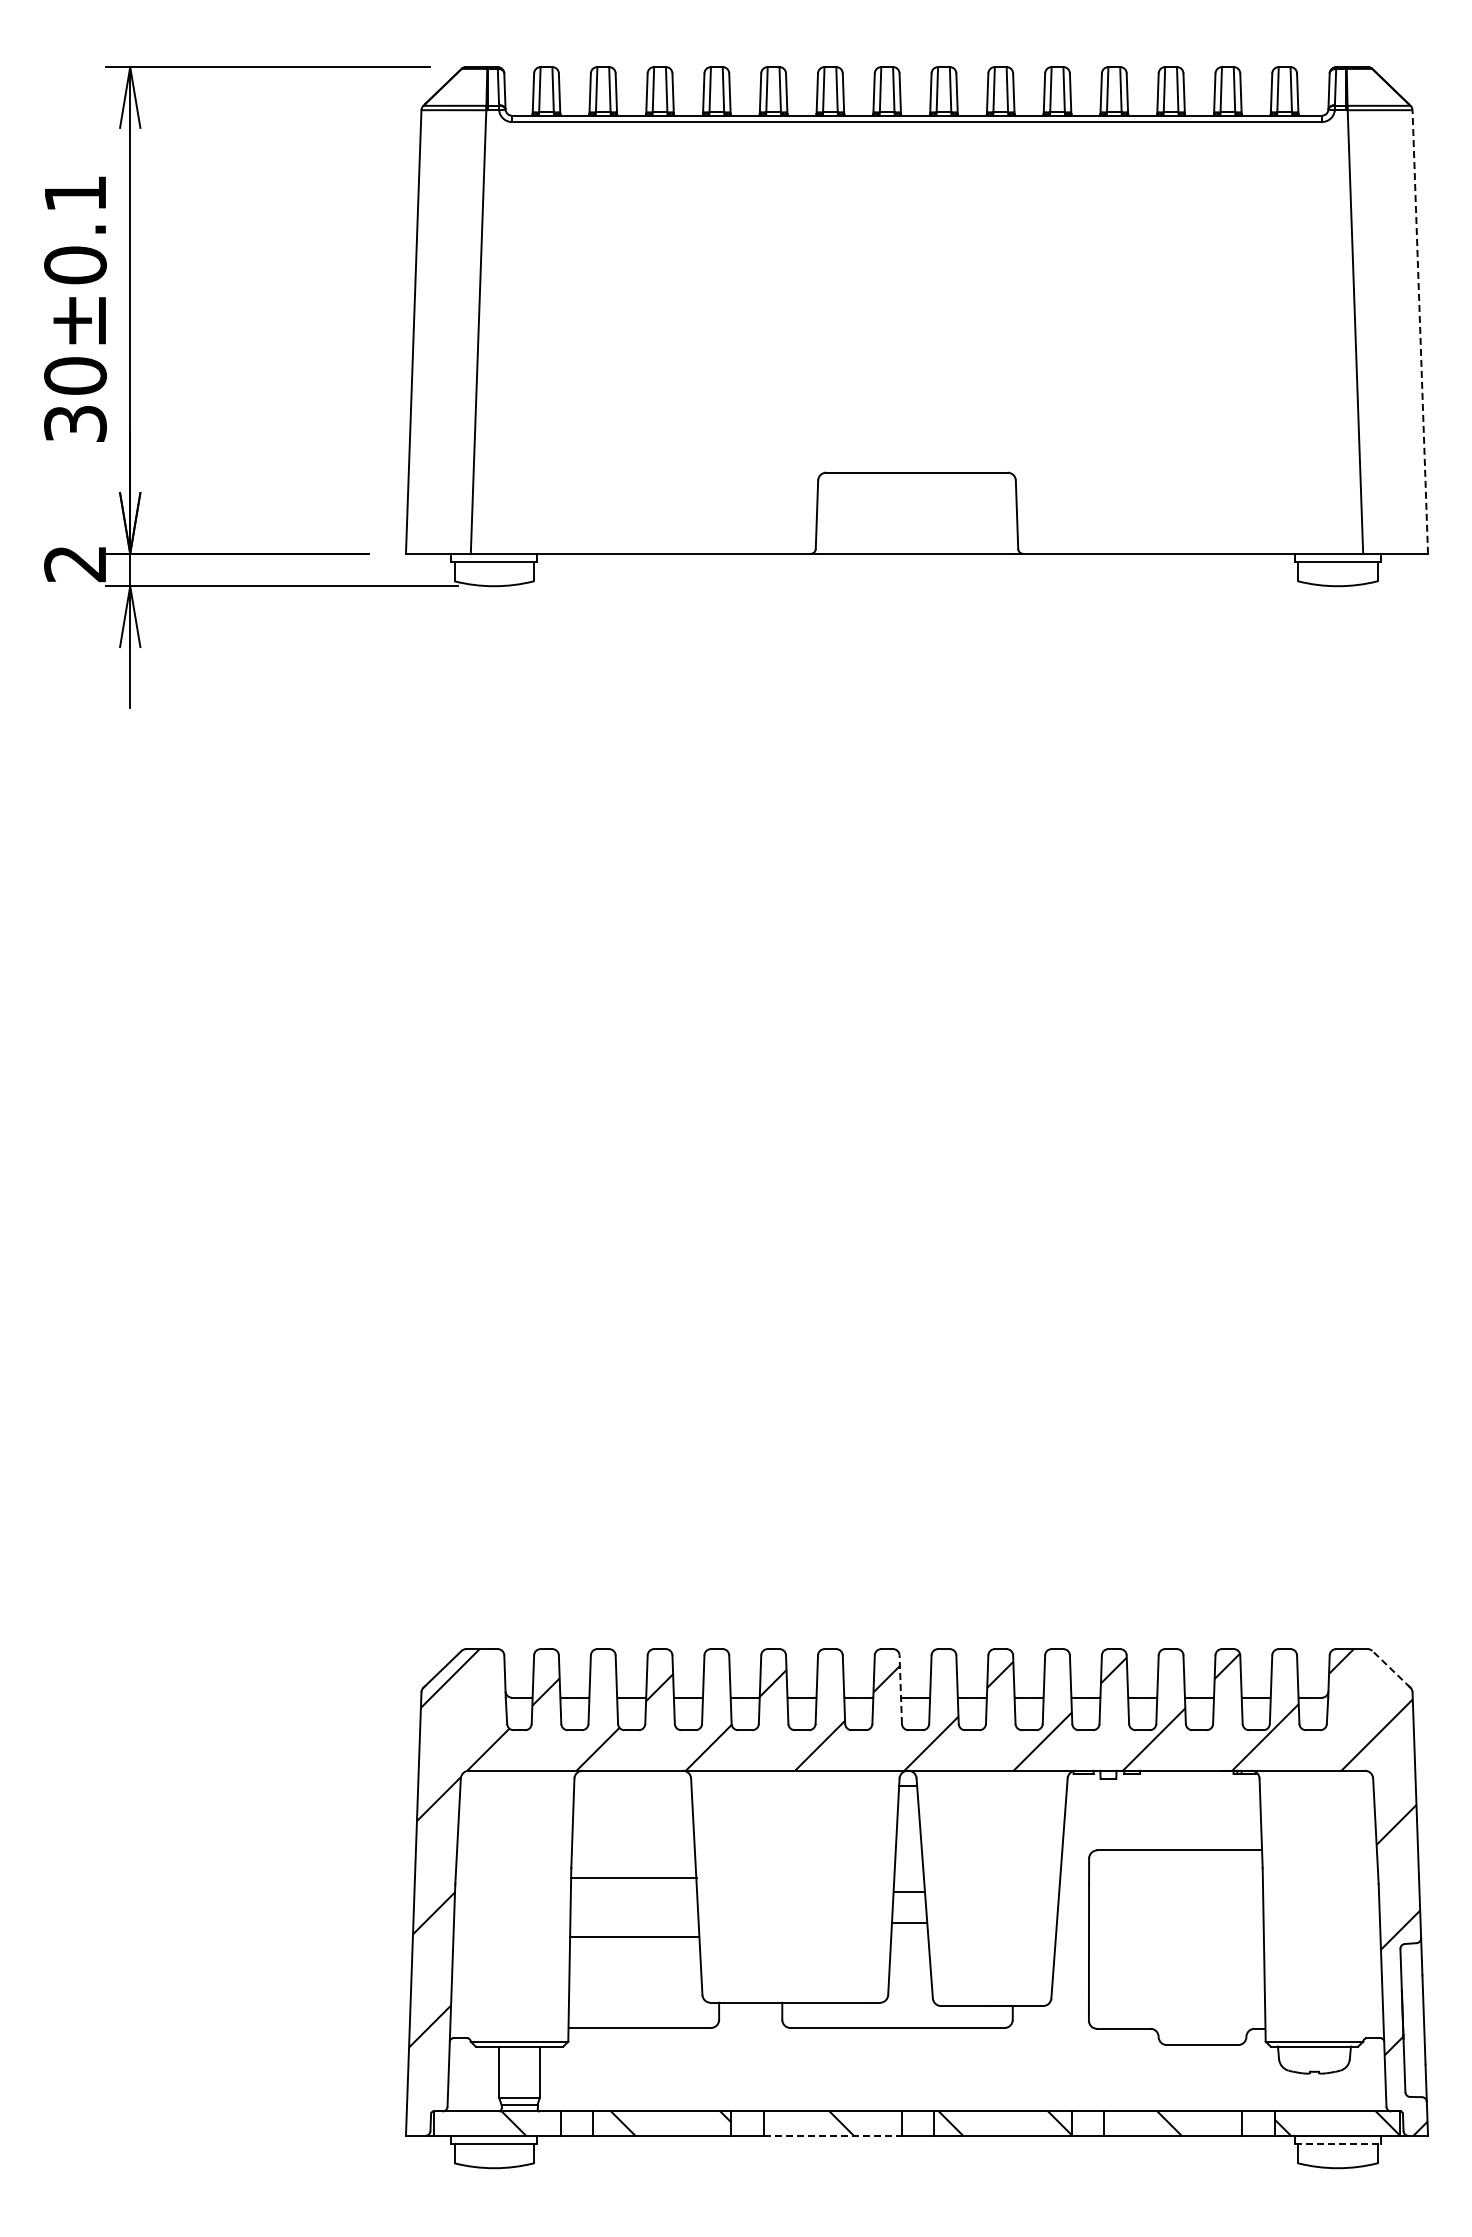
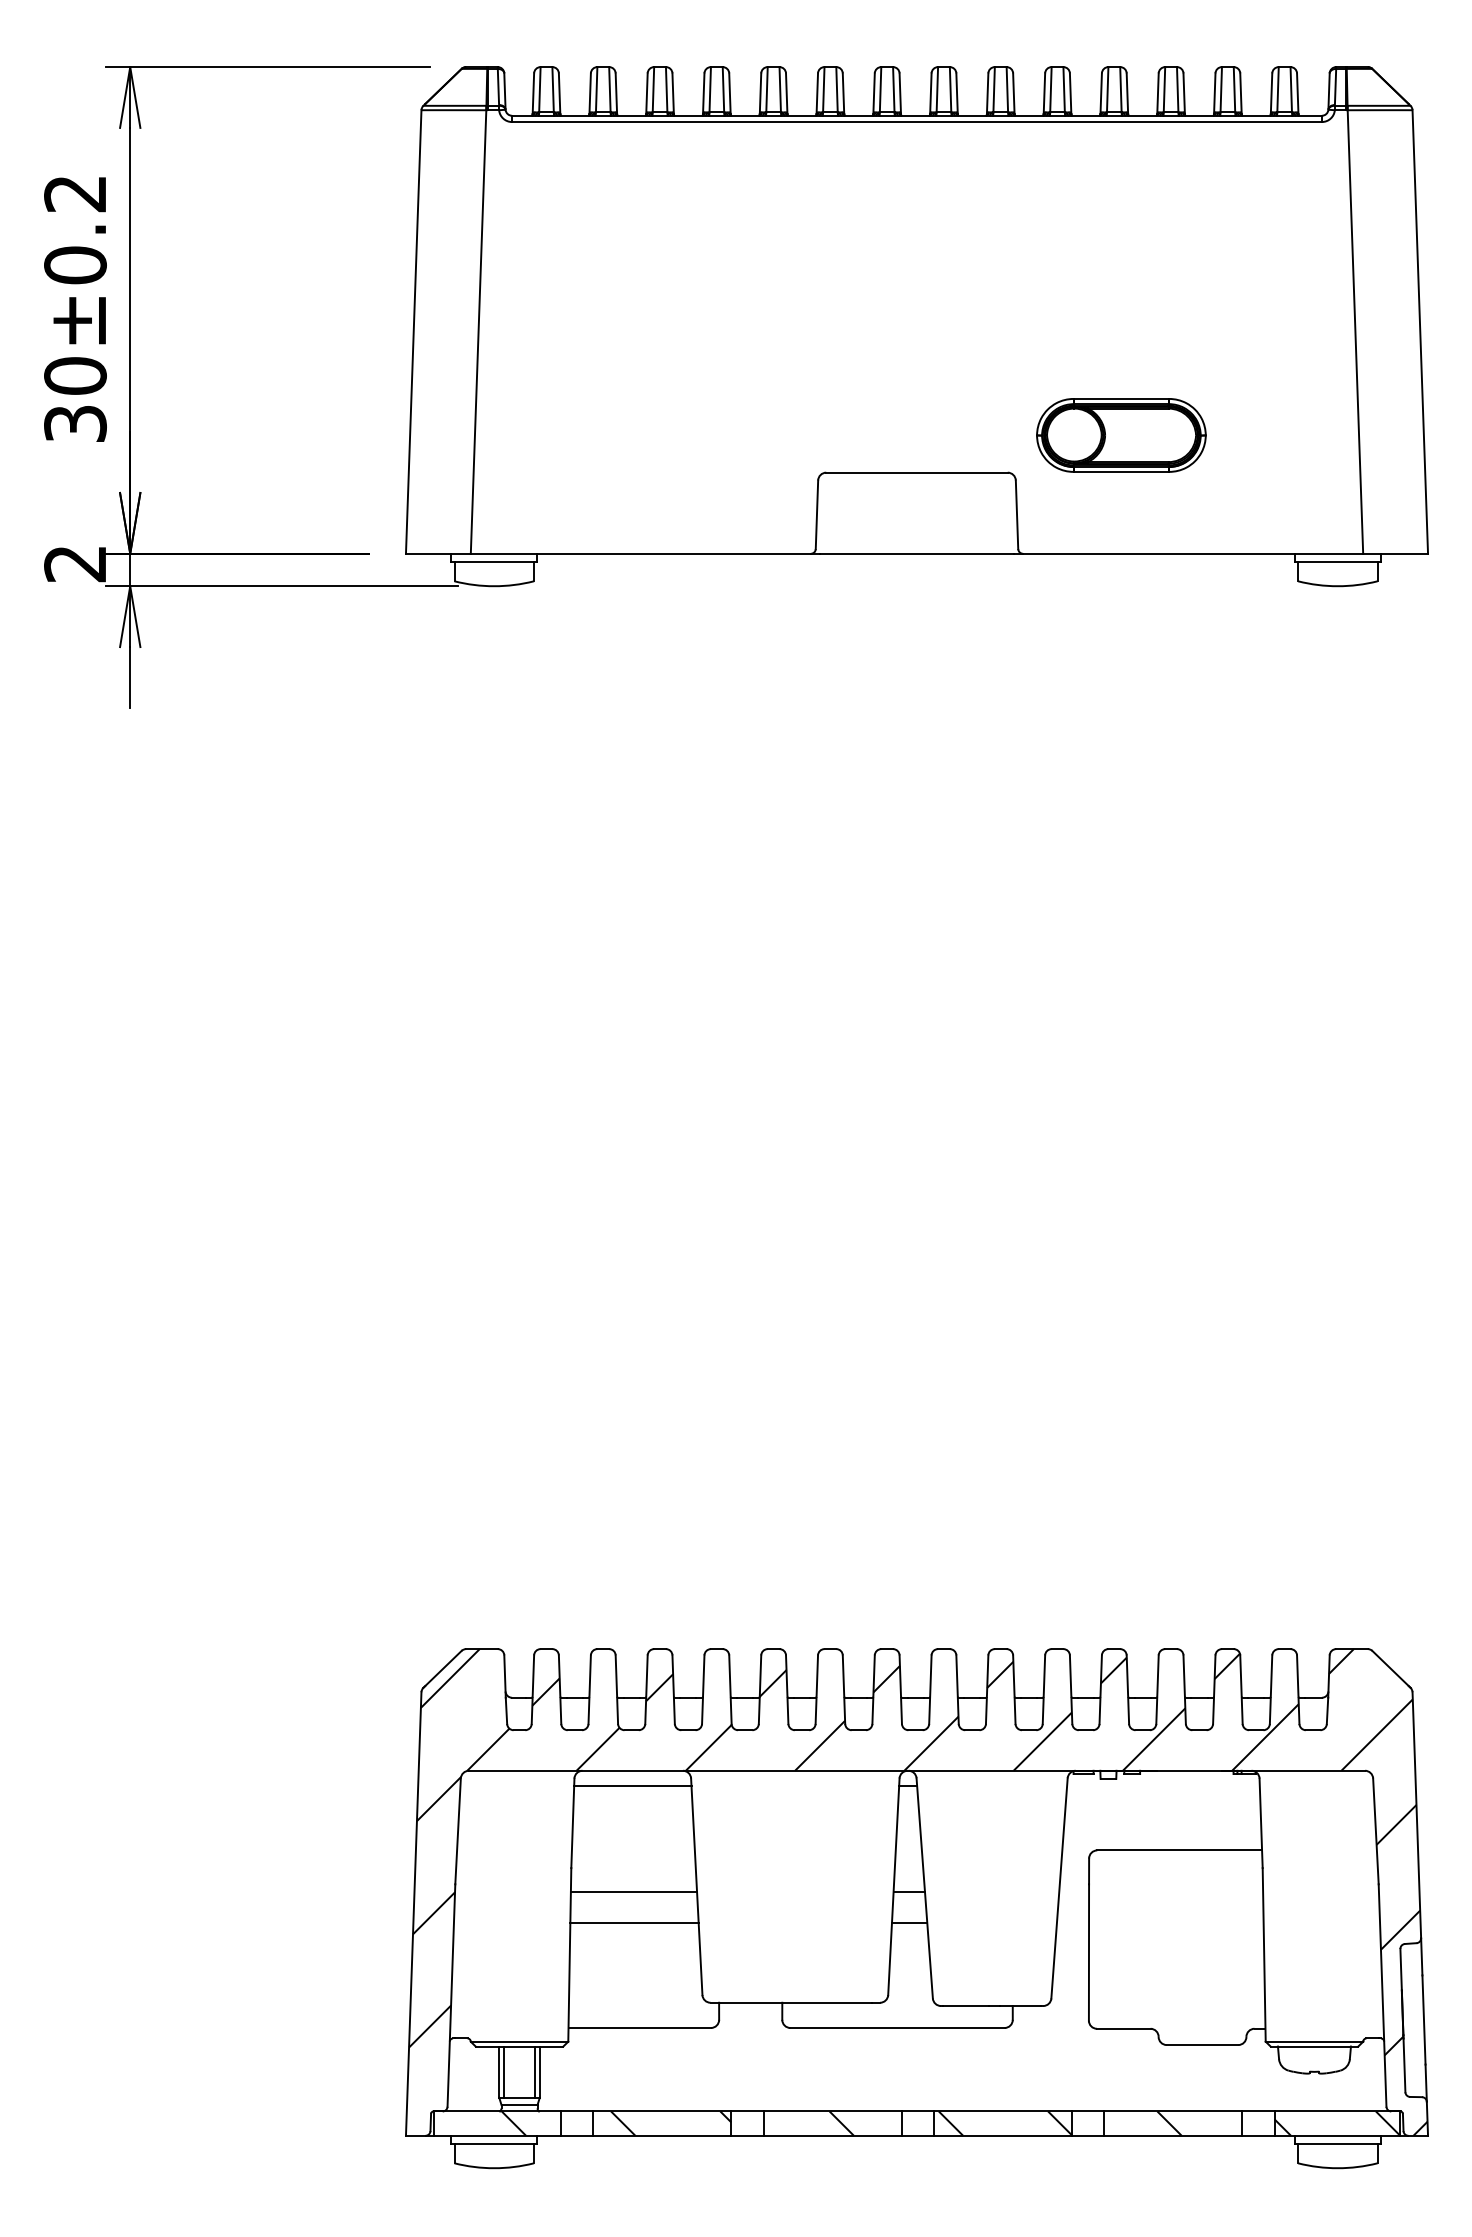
text: 30±0.1 -> 30±0.2 (74, 194)
line: dashed -> solid (1420, 332)
part: none -> present (1121, 435)
line: dashed -> solid (1391, 1669)
line: dashed -> solid (900, 1689)
line: none -> present (632, 1786)
line position: (633, 1877) -> (633, 1891) (633, 1891)
line position: (634, 1936) -> (634, 1922) (634, 1922)
line: none -> present (503, 2071)
line: none -> present (535, 2071)
line: dashed -> solid (832, 2135)
line: dashed -> solid (1337, 2143)
